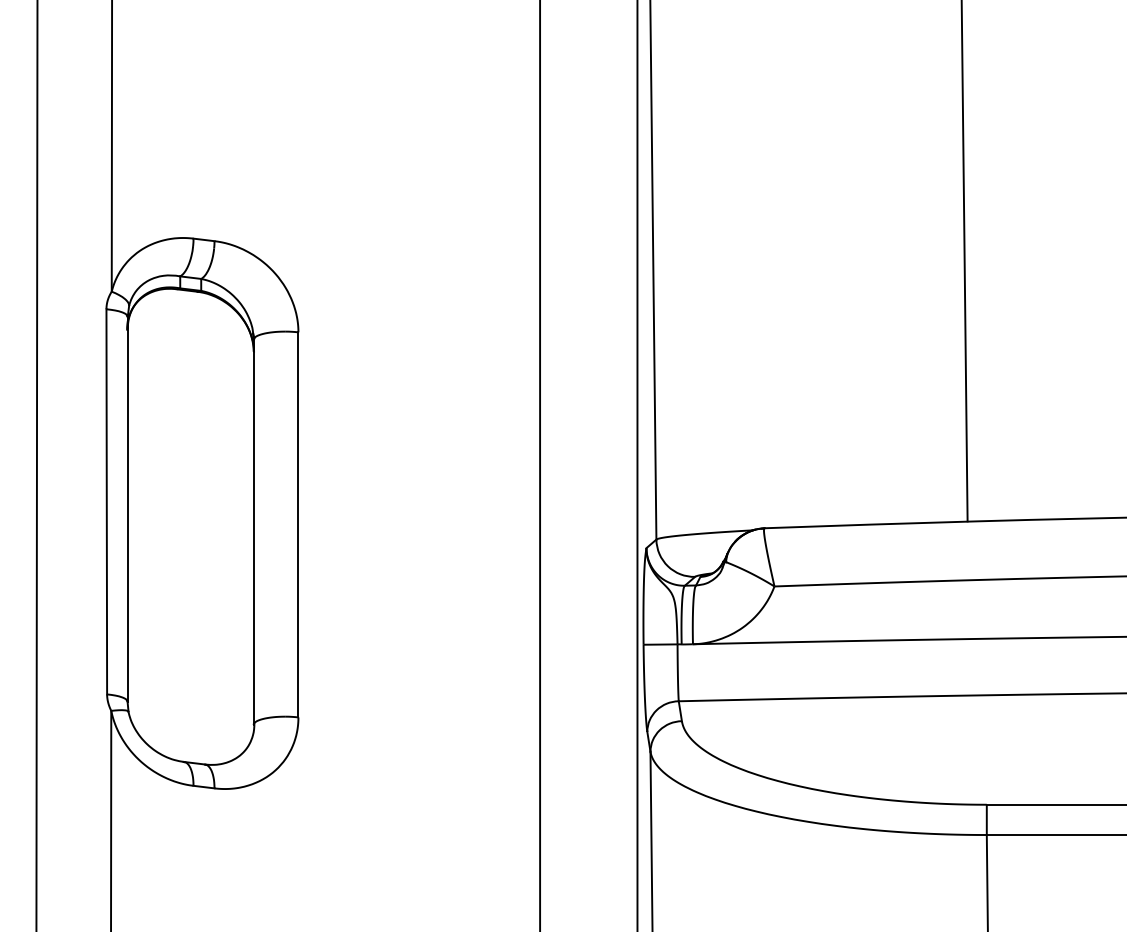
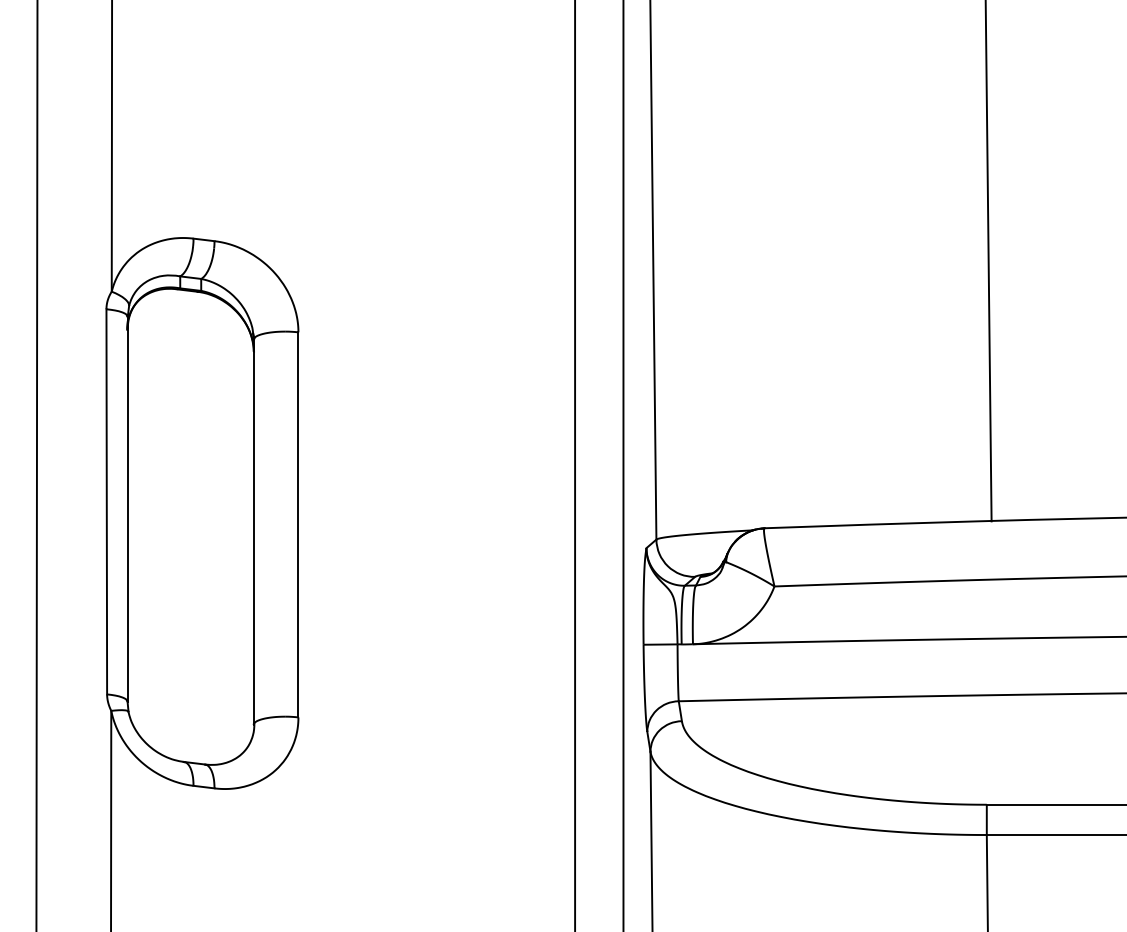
line position: (964, 261) -> (988, 261) (988, 261)
line position: (540, 465) -> (575, 465) (575, 465)
line position: (637, 465) -> (623, 465) (623, 465)
